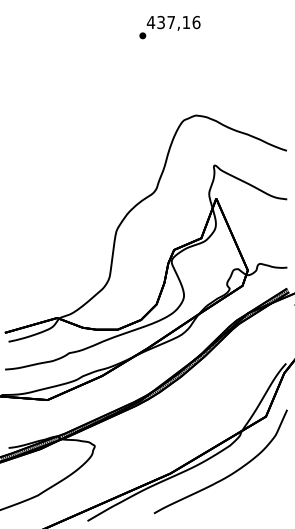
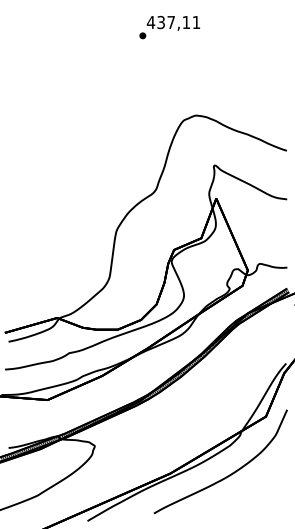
text: 437,16 -> 437,11 (196, 22)
